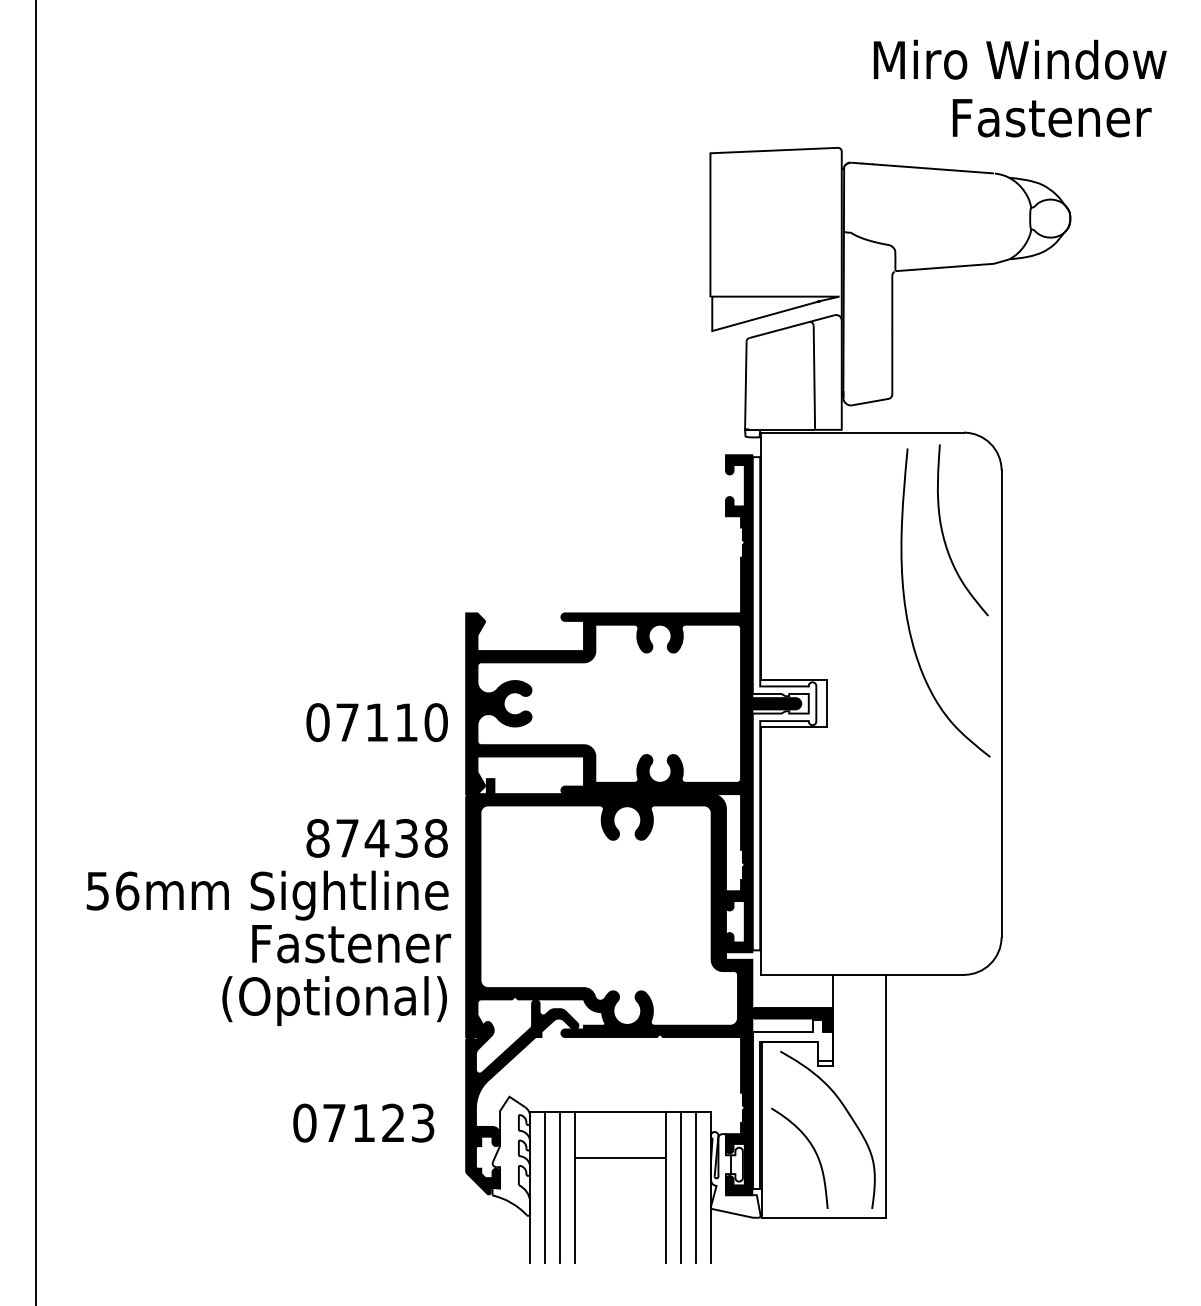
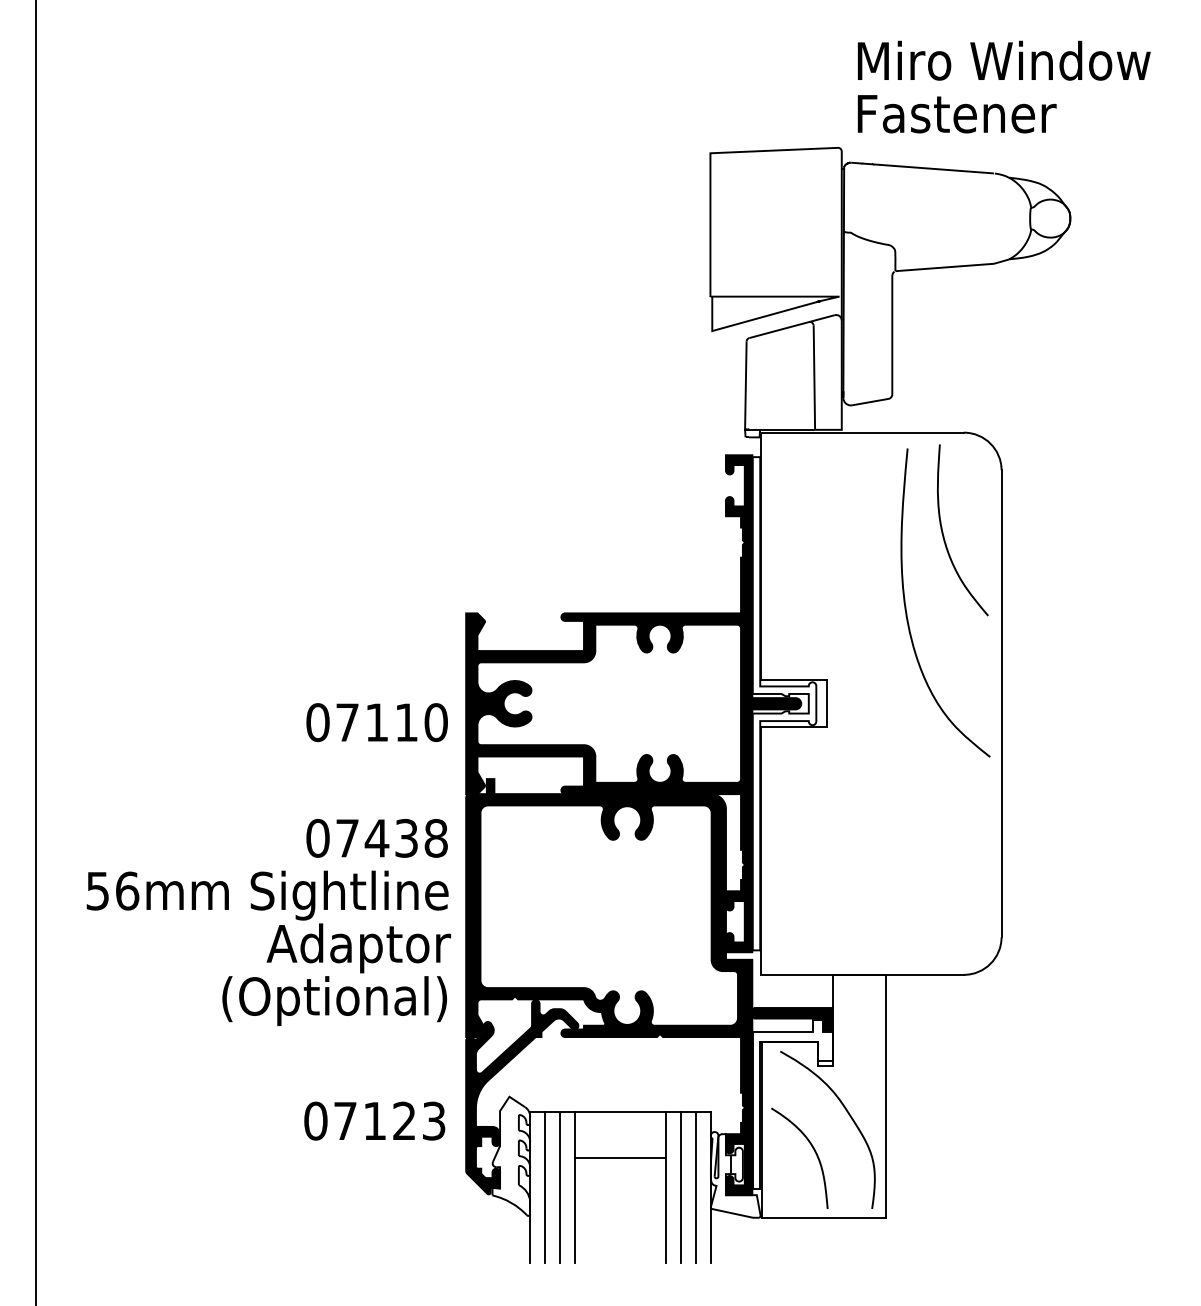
text position: (1019, 59) -> (1003, 60) (1003, 60)
text position: (1051, 118) -> (956, 114) (956, 114)
text: 87438 -> 07438 (317, 838)
text: Fastener -> Adaptor (340, 948)
text position: (363, 1122) -> (374, 1120) (374, 1120)
